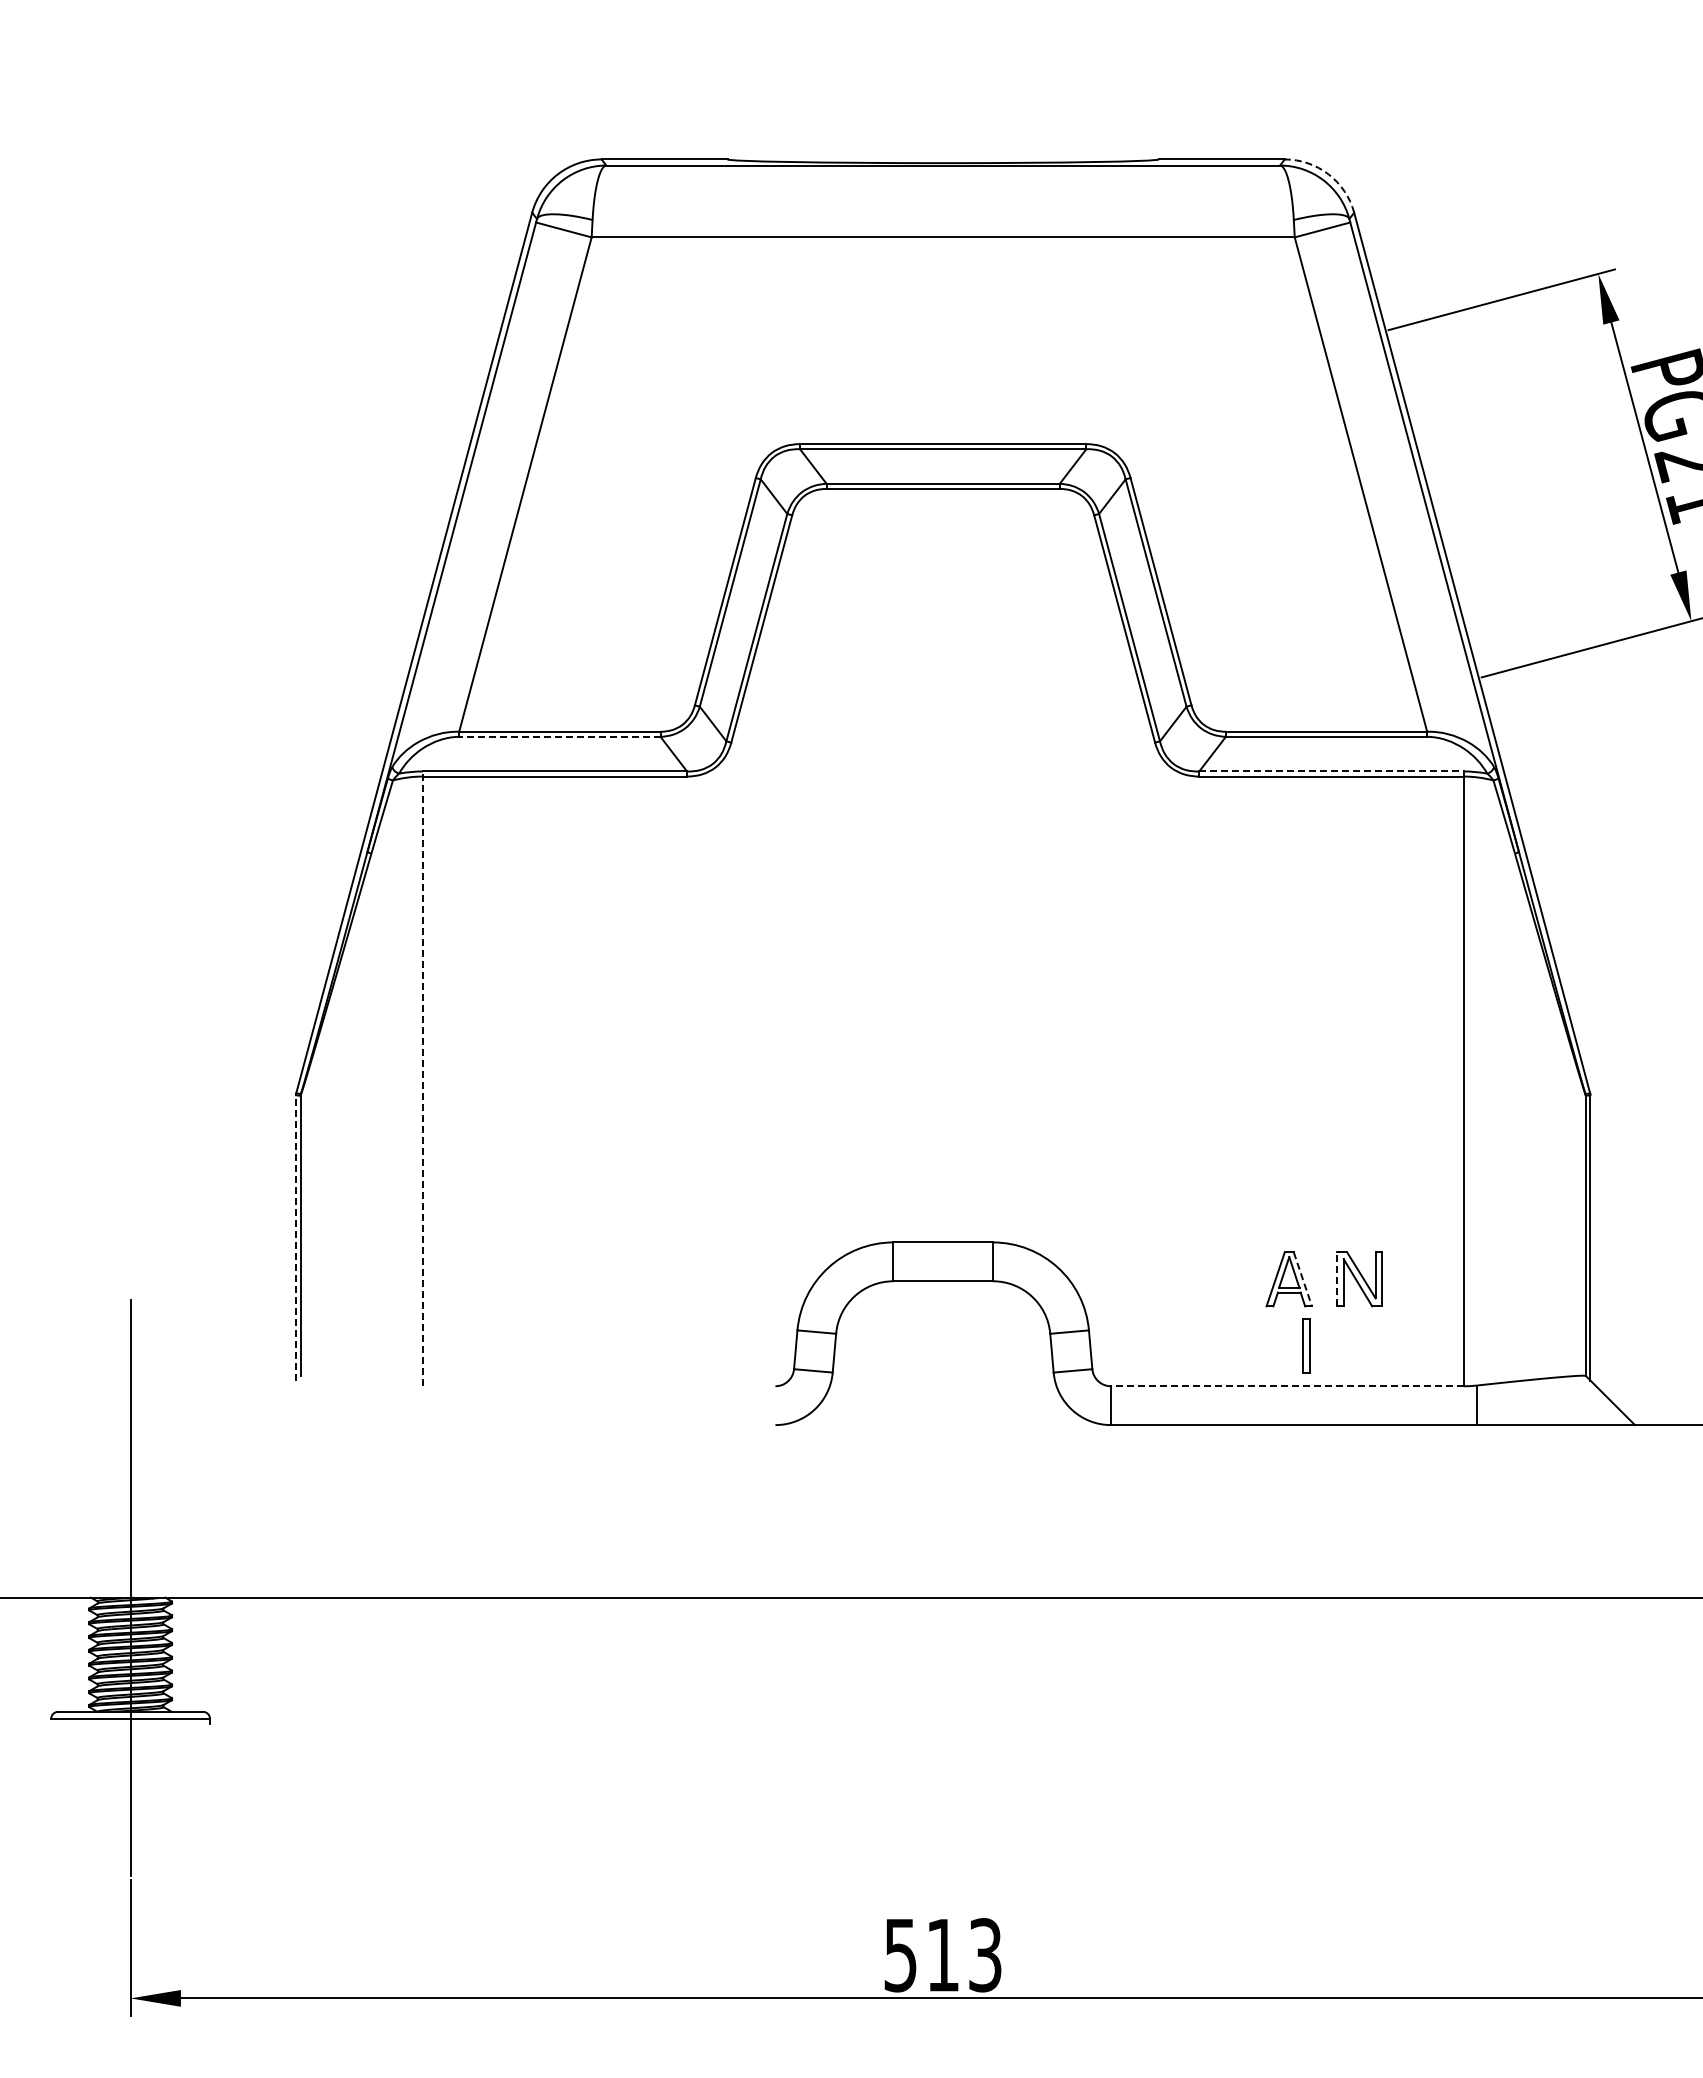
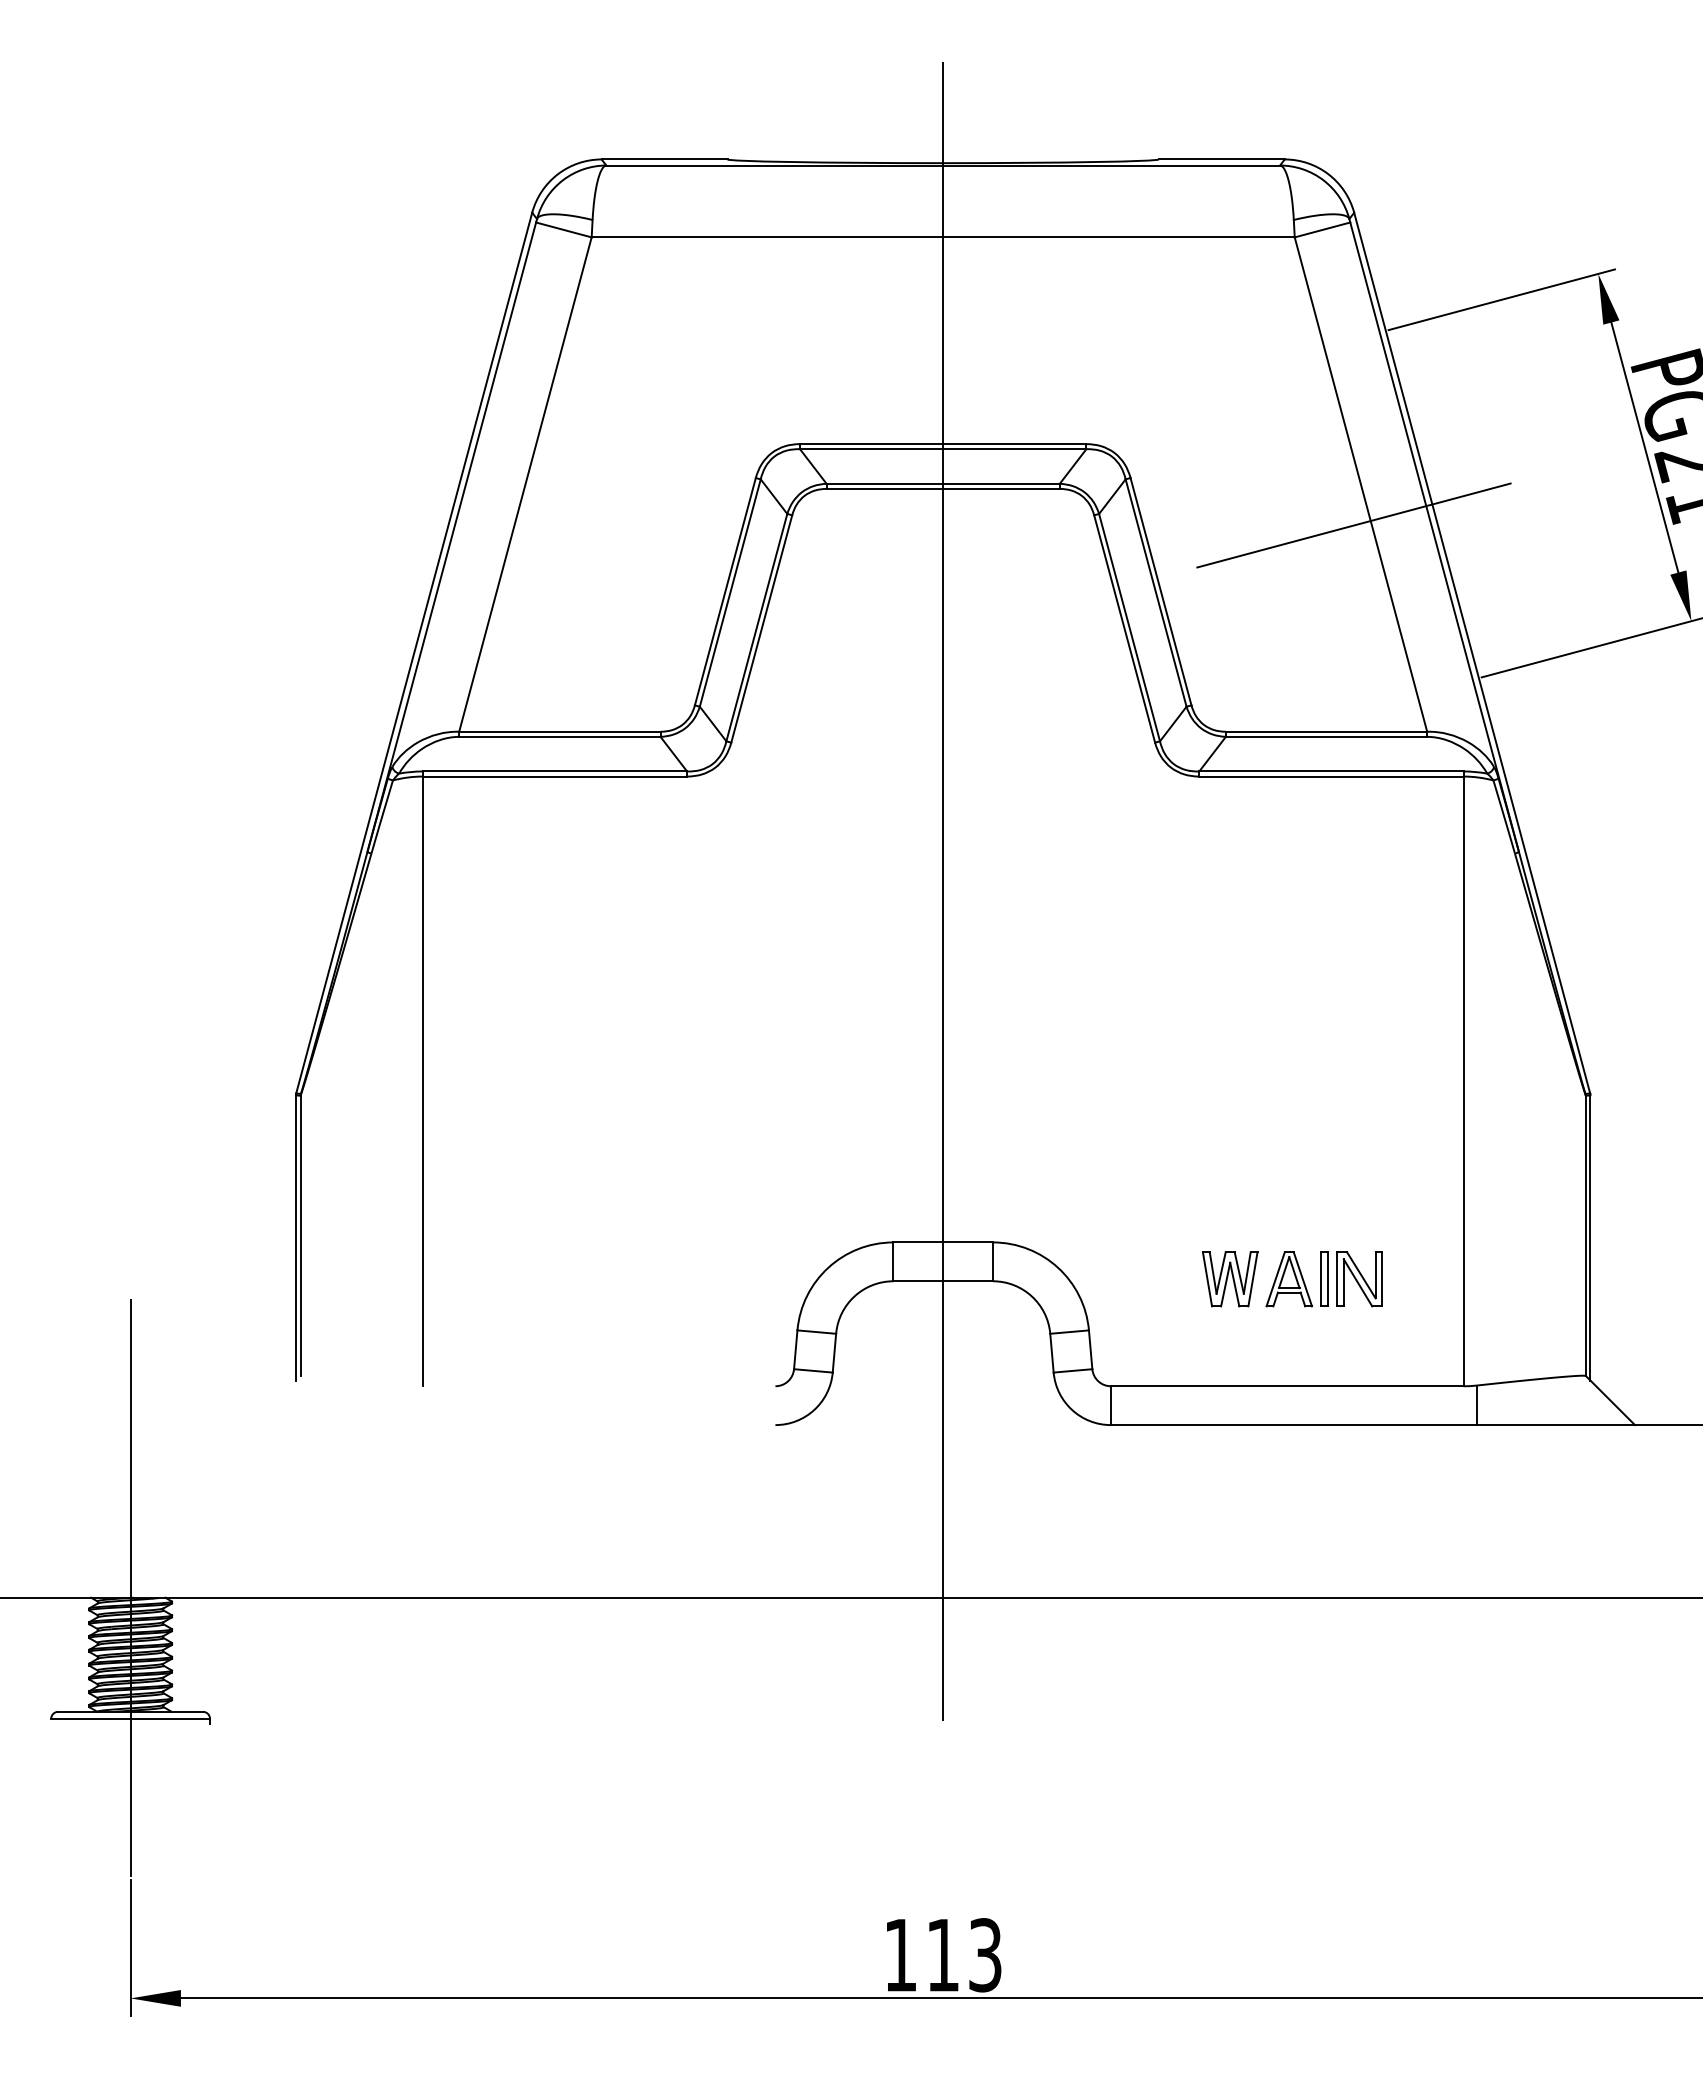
arc: dashed -> solid (1328, 174)
line: none -> present (1353, 525)
line: dashed -> solid (559, 736)
line: dashed -> solid (1331, 771)
line: none -> present (943, 891)
line: dashed -> solid (422, 1078)
line: dashed -> solid (296, 1237)
part: none -> present (1230, 1279)
line: dashed -> solid (1303, 1279)
line: dashed -> solid (1337, 1279)
part position: (1306, 1345) -> (1324, 1278) (1324, 1278)
line: dashed -> solid (1286, 1386)
text: 513 -> 113 (900, 1955)
